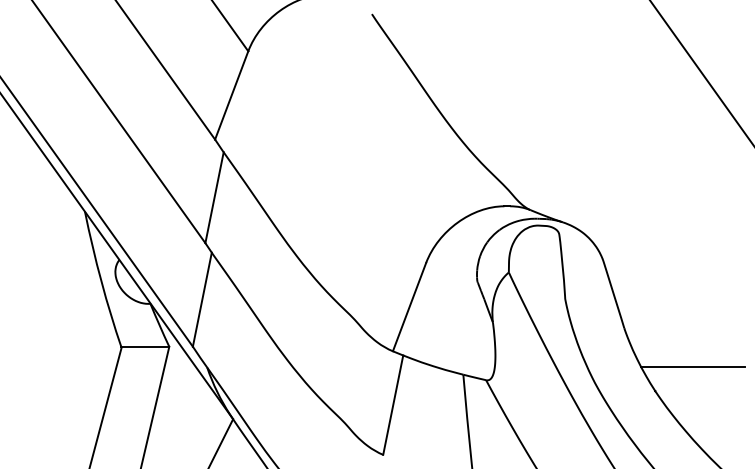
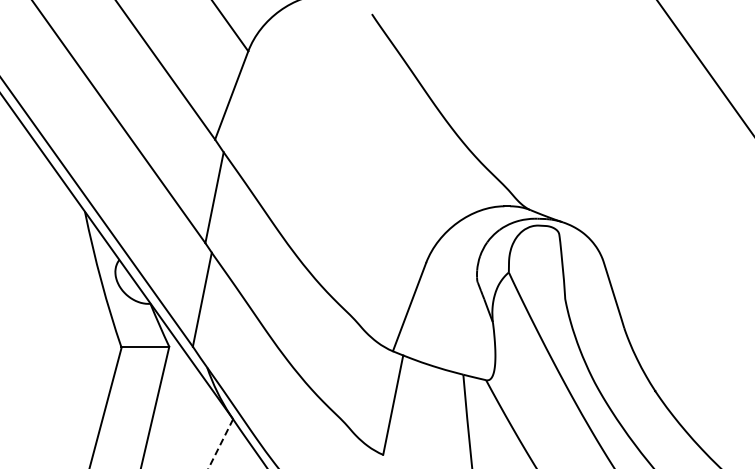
line position: (701, 72) -> (704, 67) (704, 67)
line: present -> none (692, 367)
line: solid -> dashed (220, 444)
